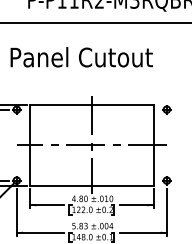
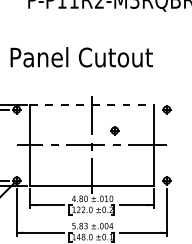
line: present -> none (95, 22)
line: solid -> dashed (91, 104)
part: none -> present (114, 130)
